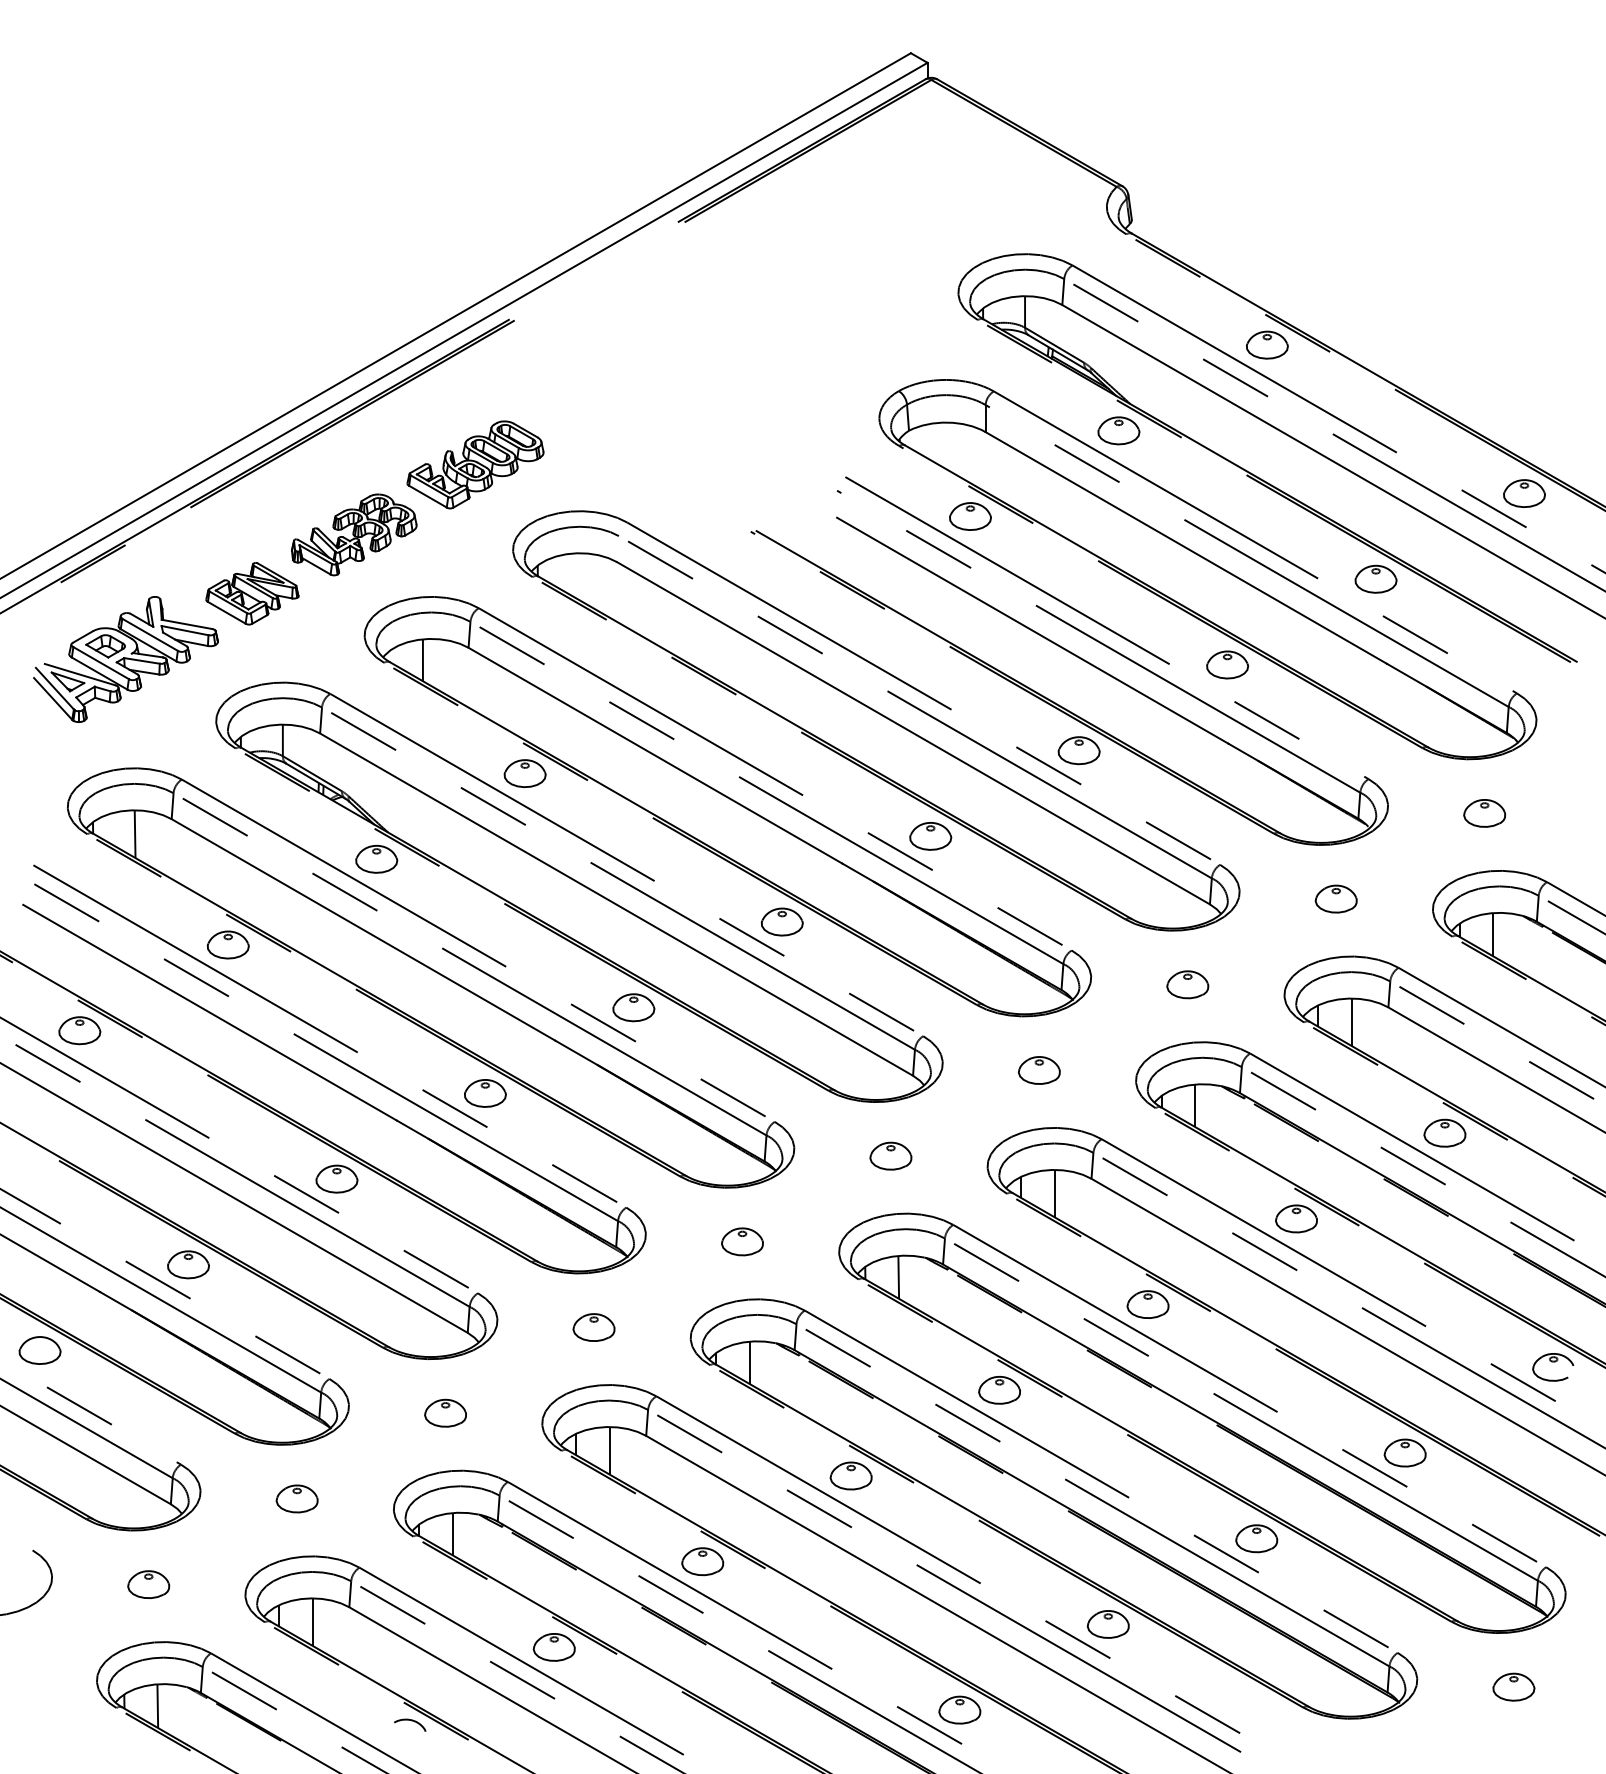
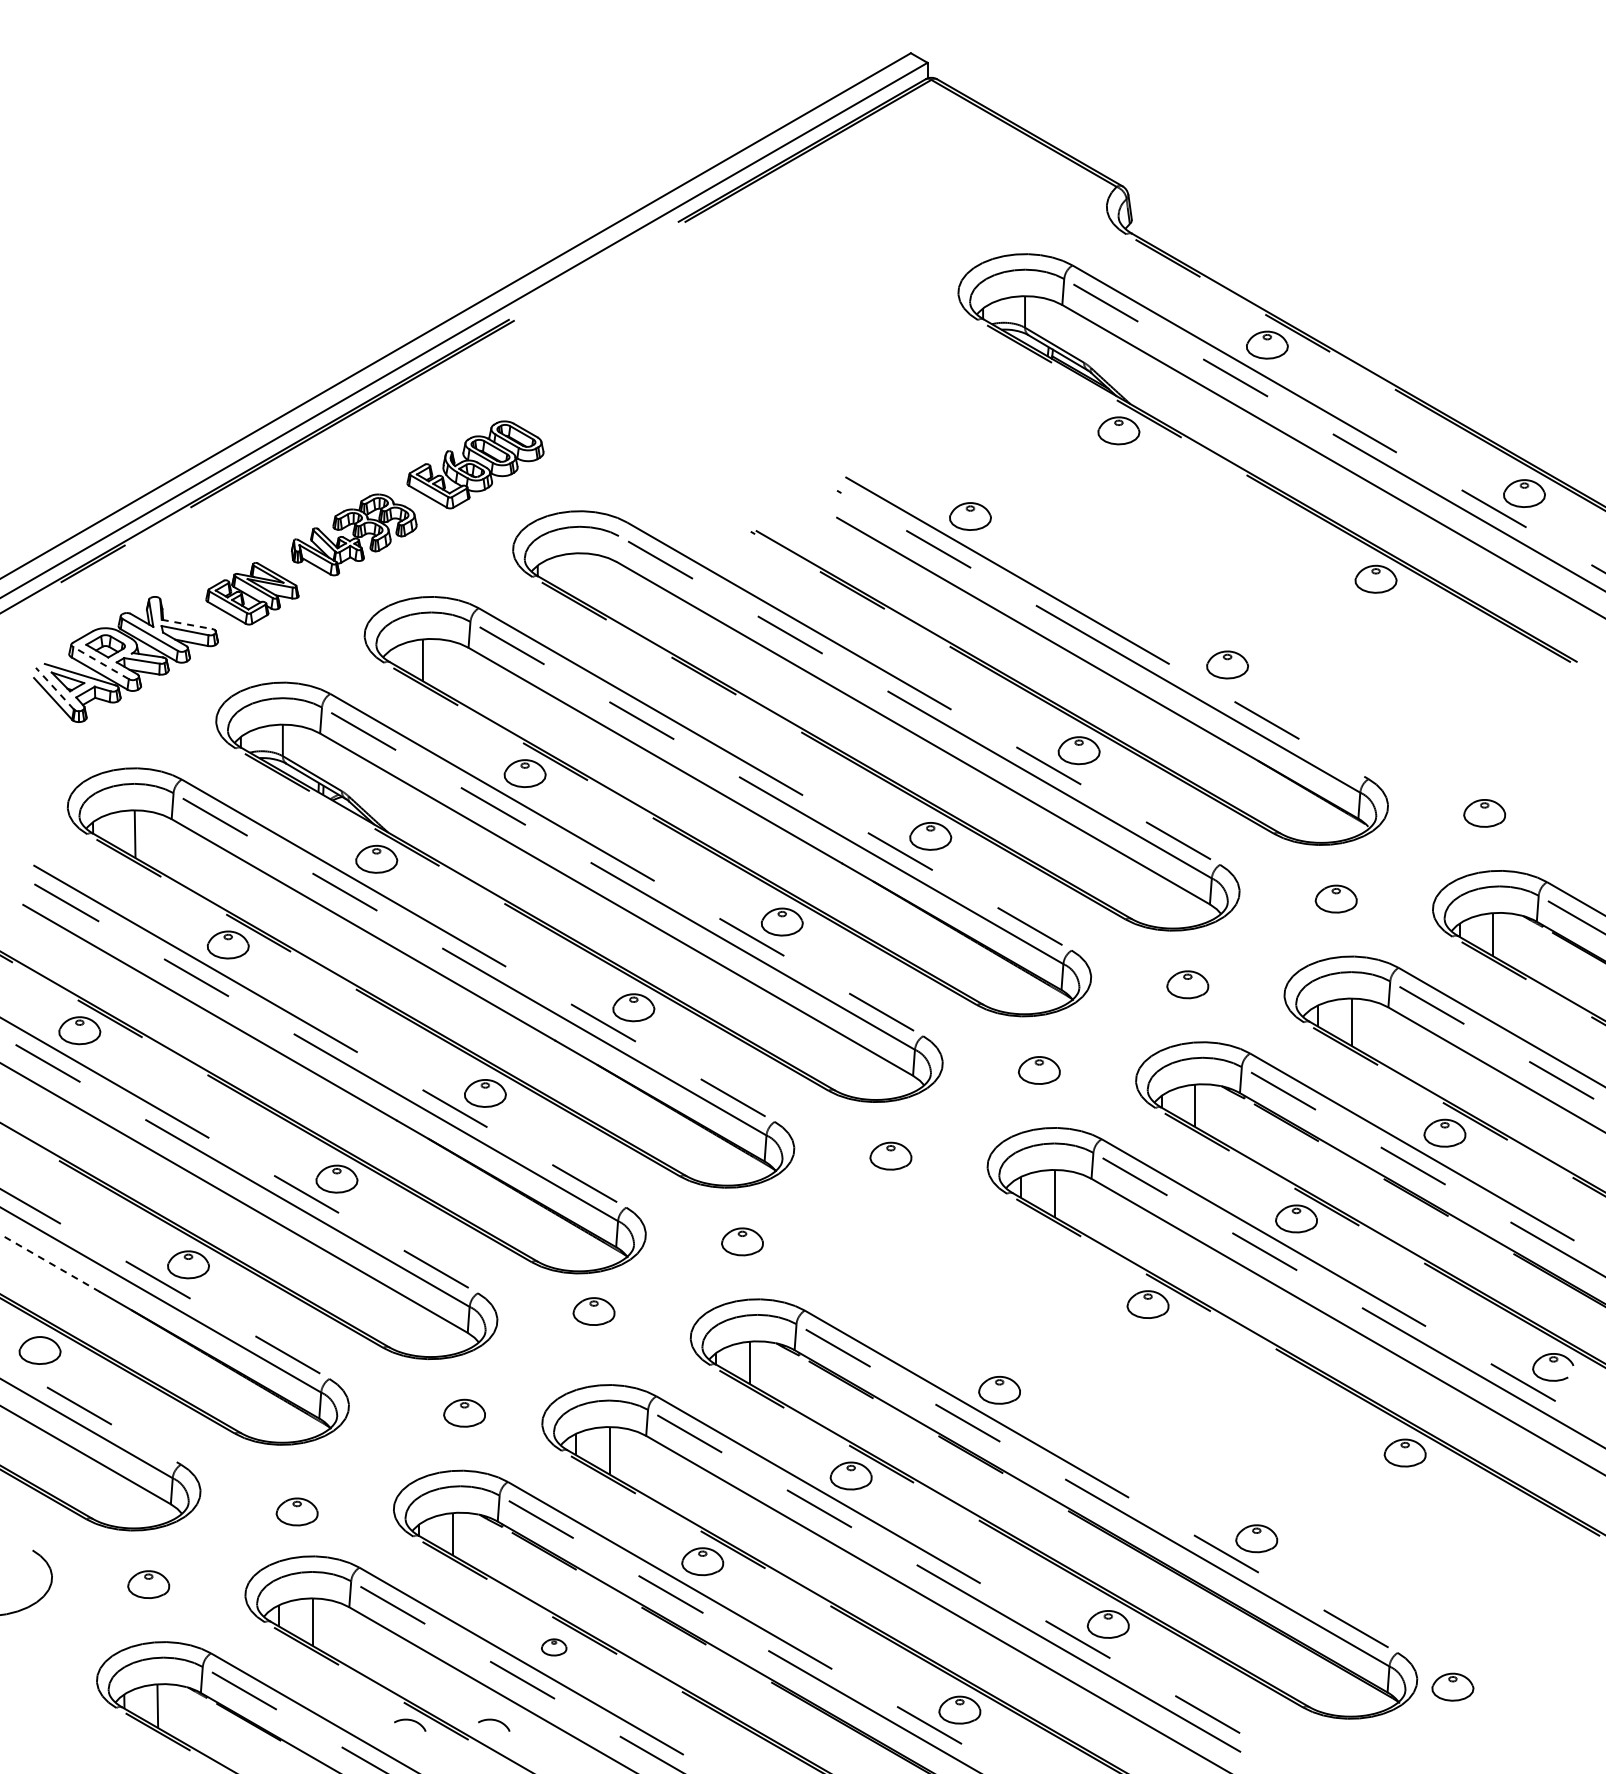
part: present -> none (1207, 569)
line: solid -> dashed (187, 624)
line: solid -> dashed (100, 662)
line: solid -> dashed (54, 688)
line: solid -> dashed (49, 1263)
part position: (593, 1327) -> (593, 1311) (593, 1311)
part position: (445, 1412) -> (464, 1412) (464, 1412)
part: present -> none (1202, 1422)
part position: (296, 1498) -> (296, 1511) (296, 1511)
part size: 44x29 px -> 27x19 px (554, 1647)
part position: (1513, 1686) -> (1452, 1686) (1452, 1686)
curve: none -> present (495, 1721)
